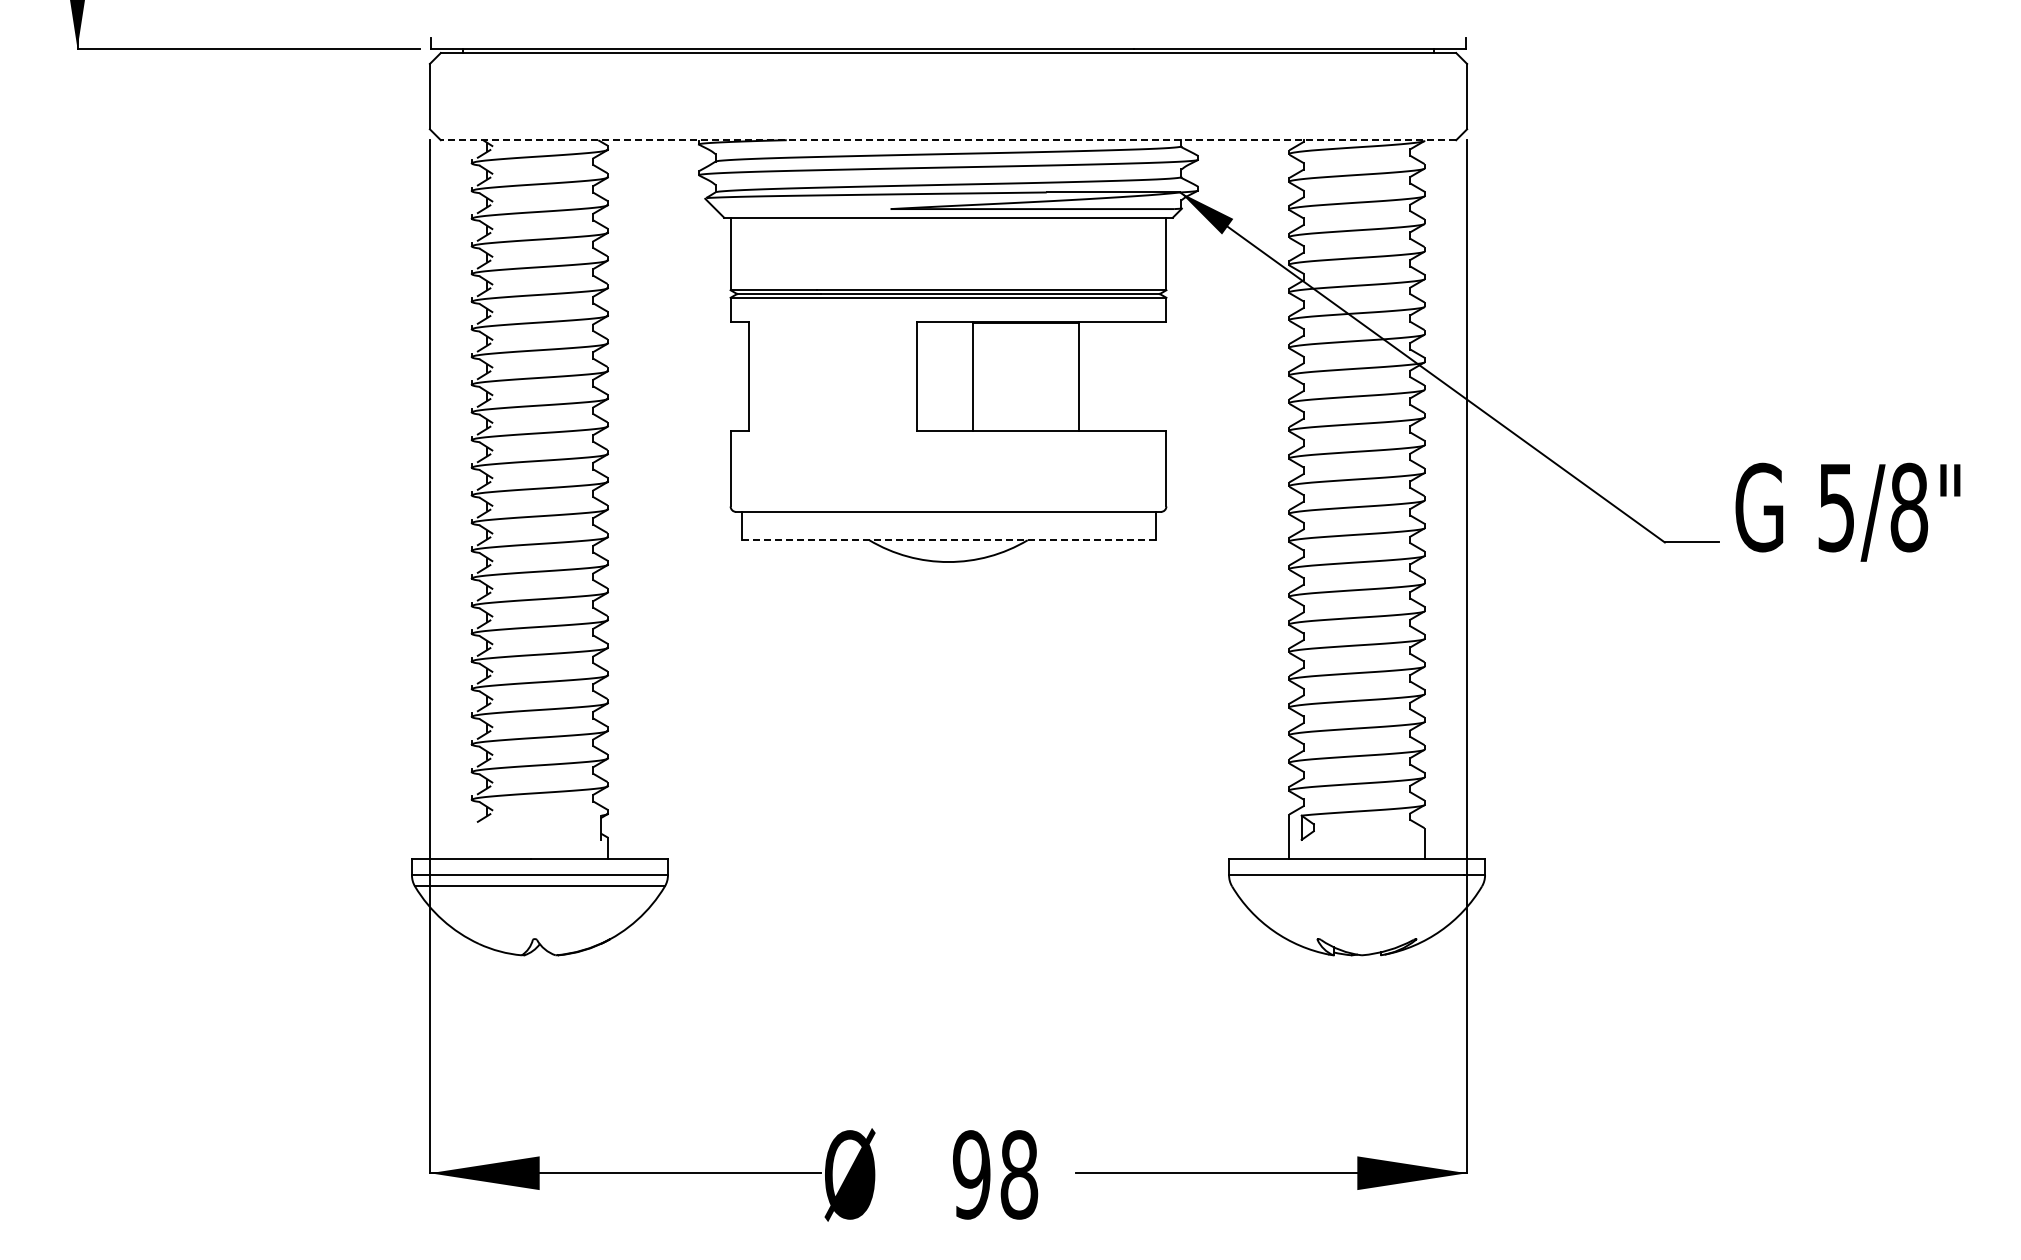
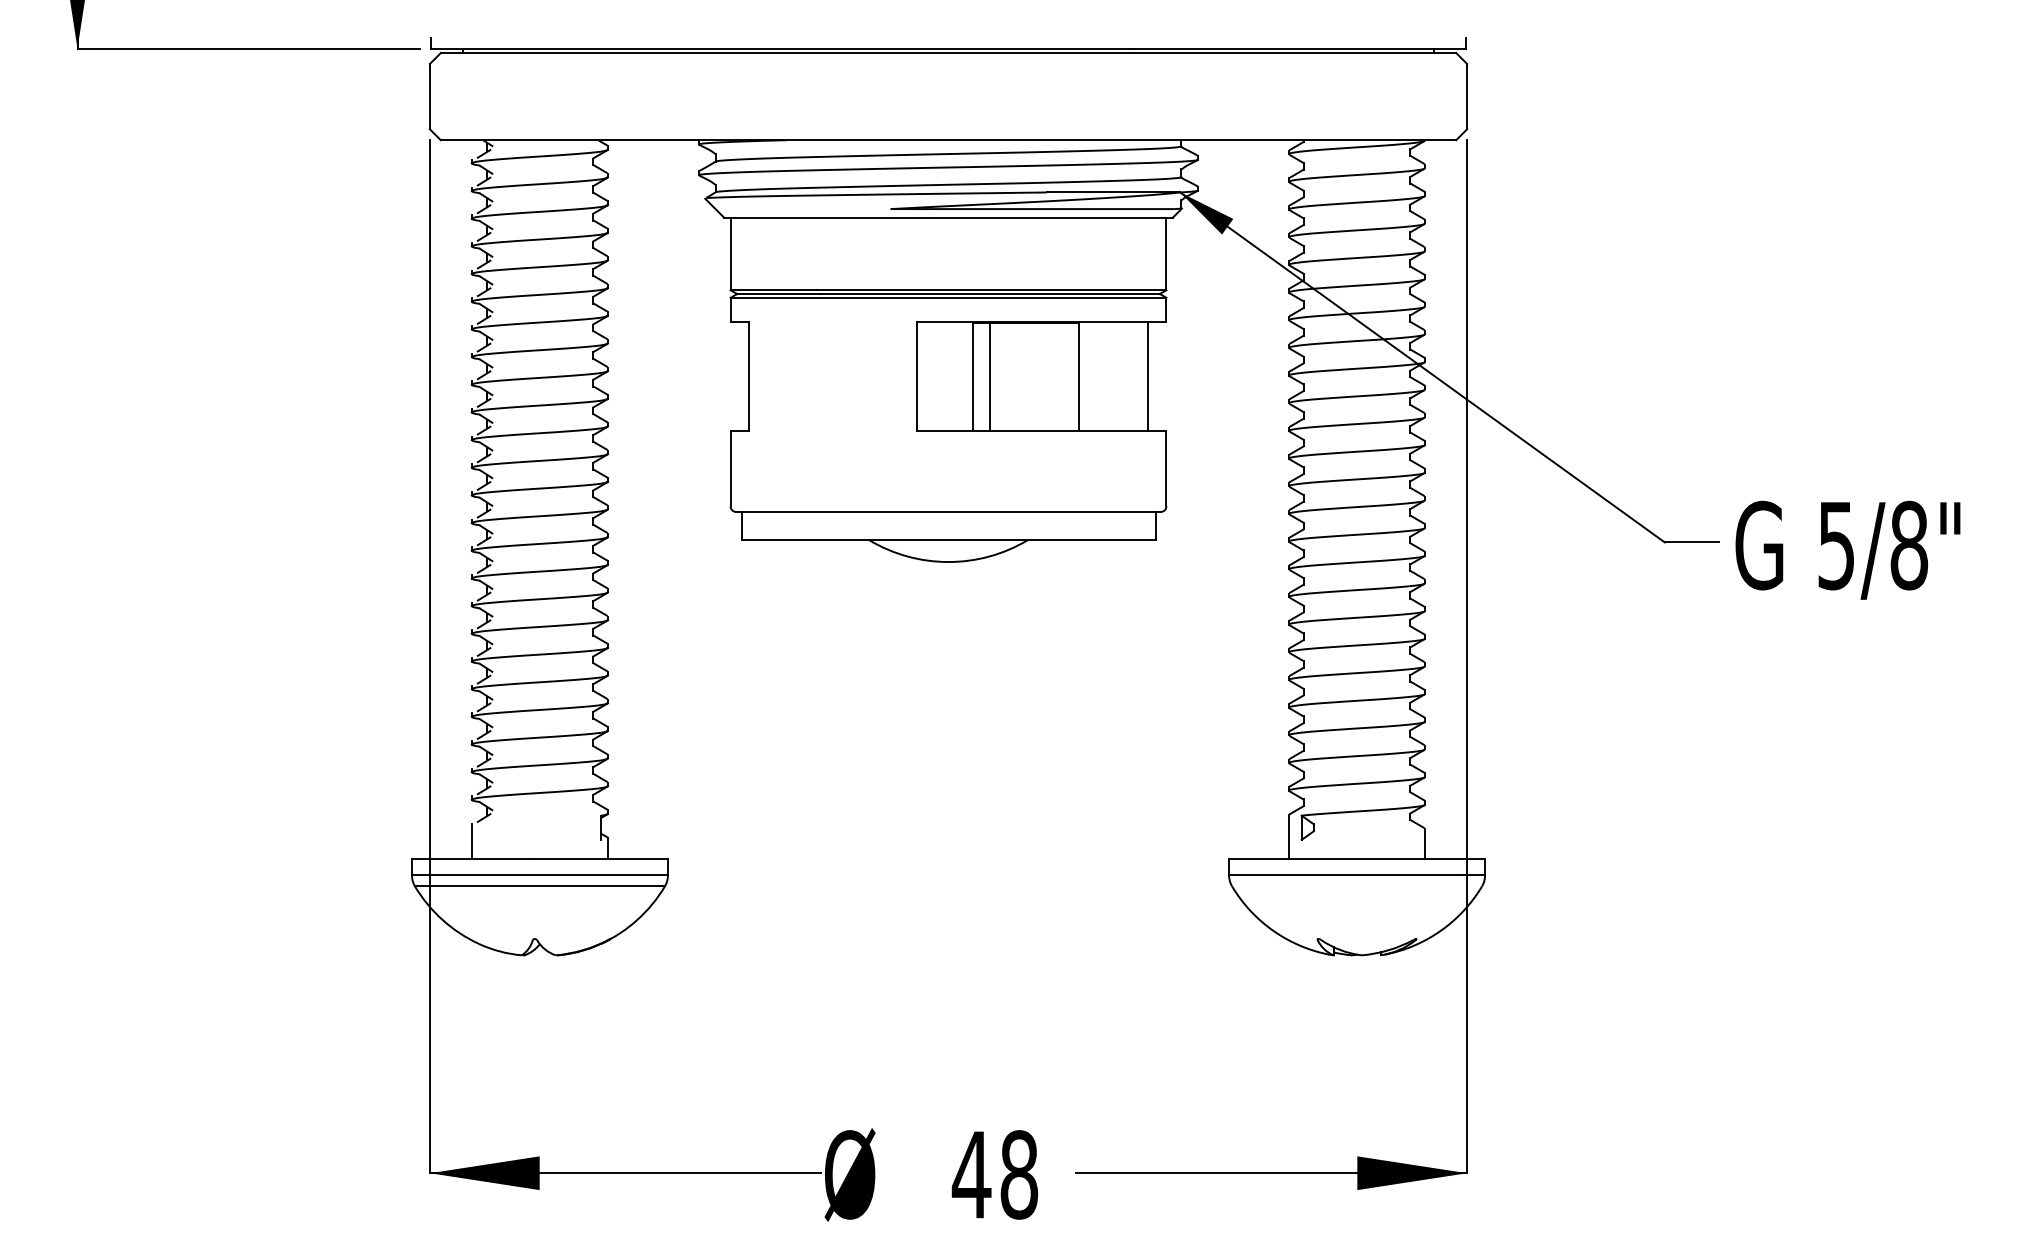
line: dashed -> solid (948, 140)
line: none -> present (1147, 376)
line: none -> present (989, 377)
text position: (1847, 511) -> (1847, 549) (1847, 549)
line: dashed -> solid (948, 540)
line: none -> present (471, 841)
text: 98 -> 48 (971, 1174)
